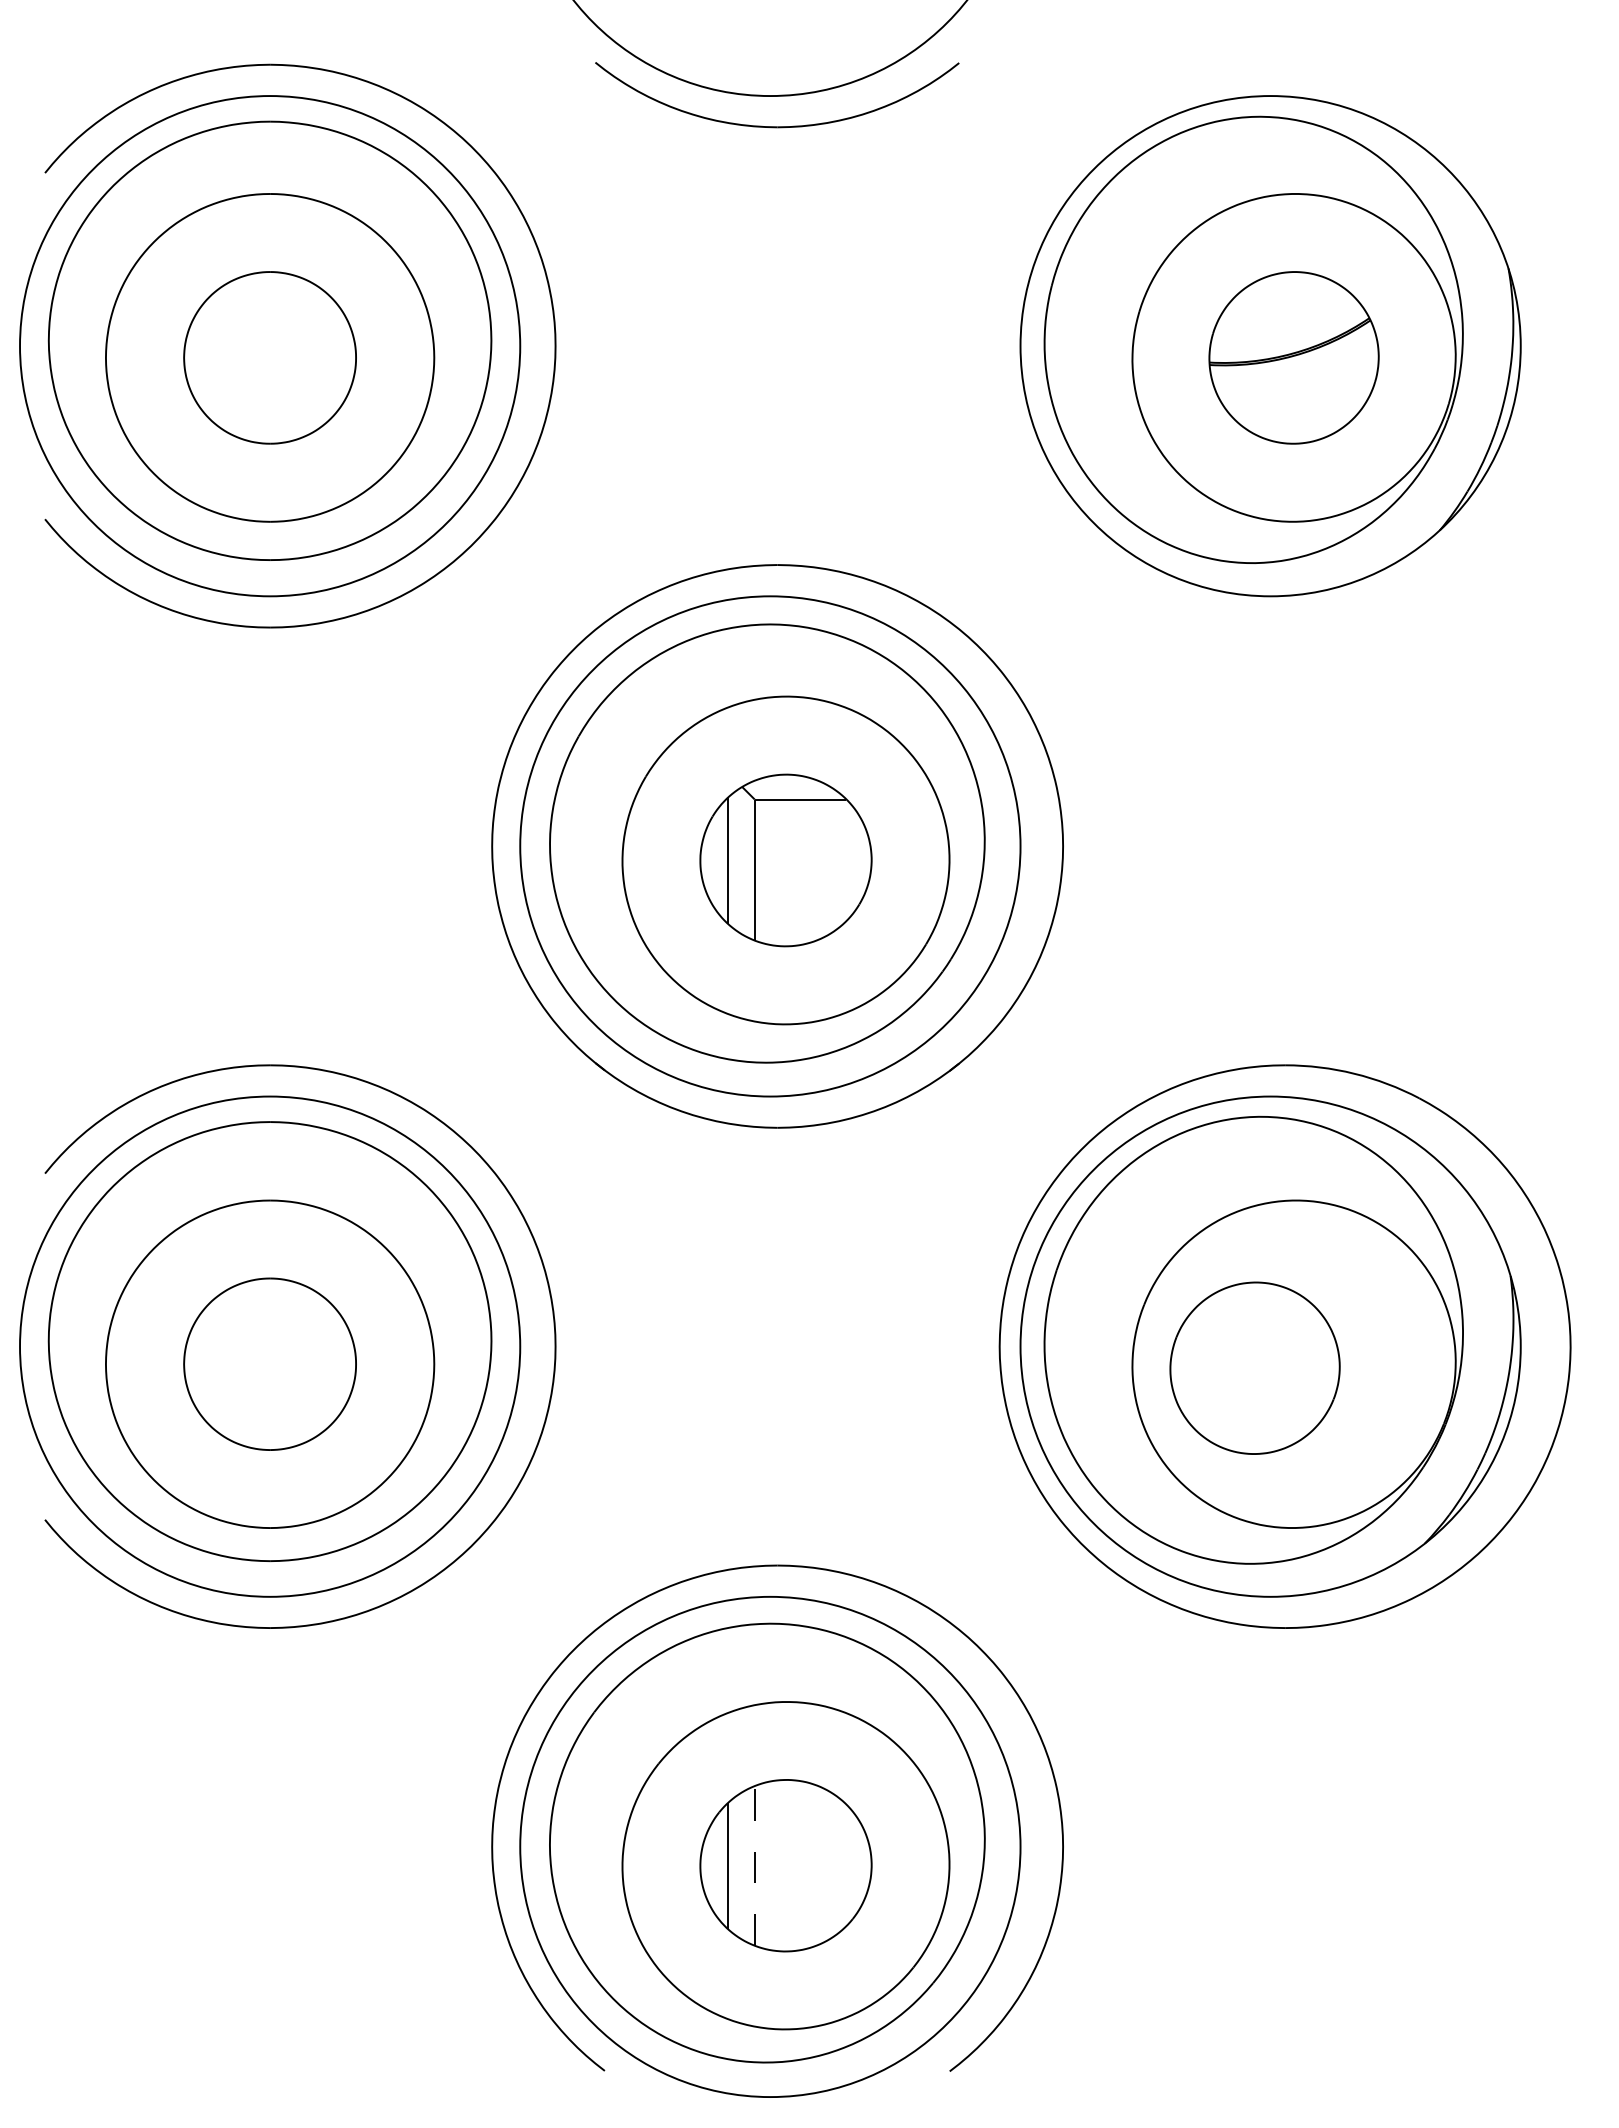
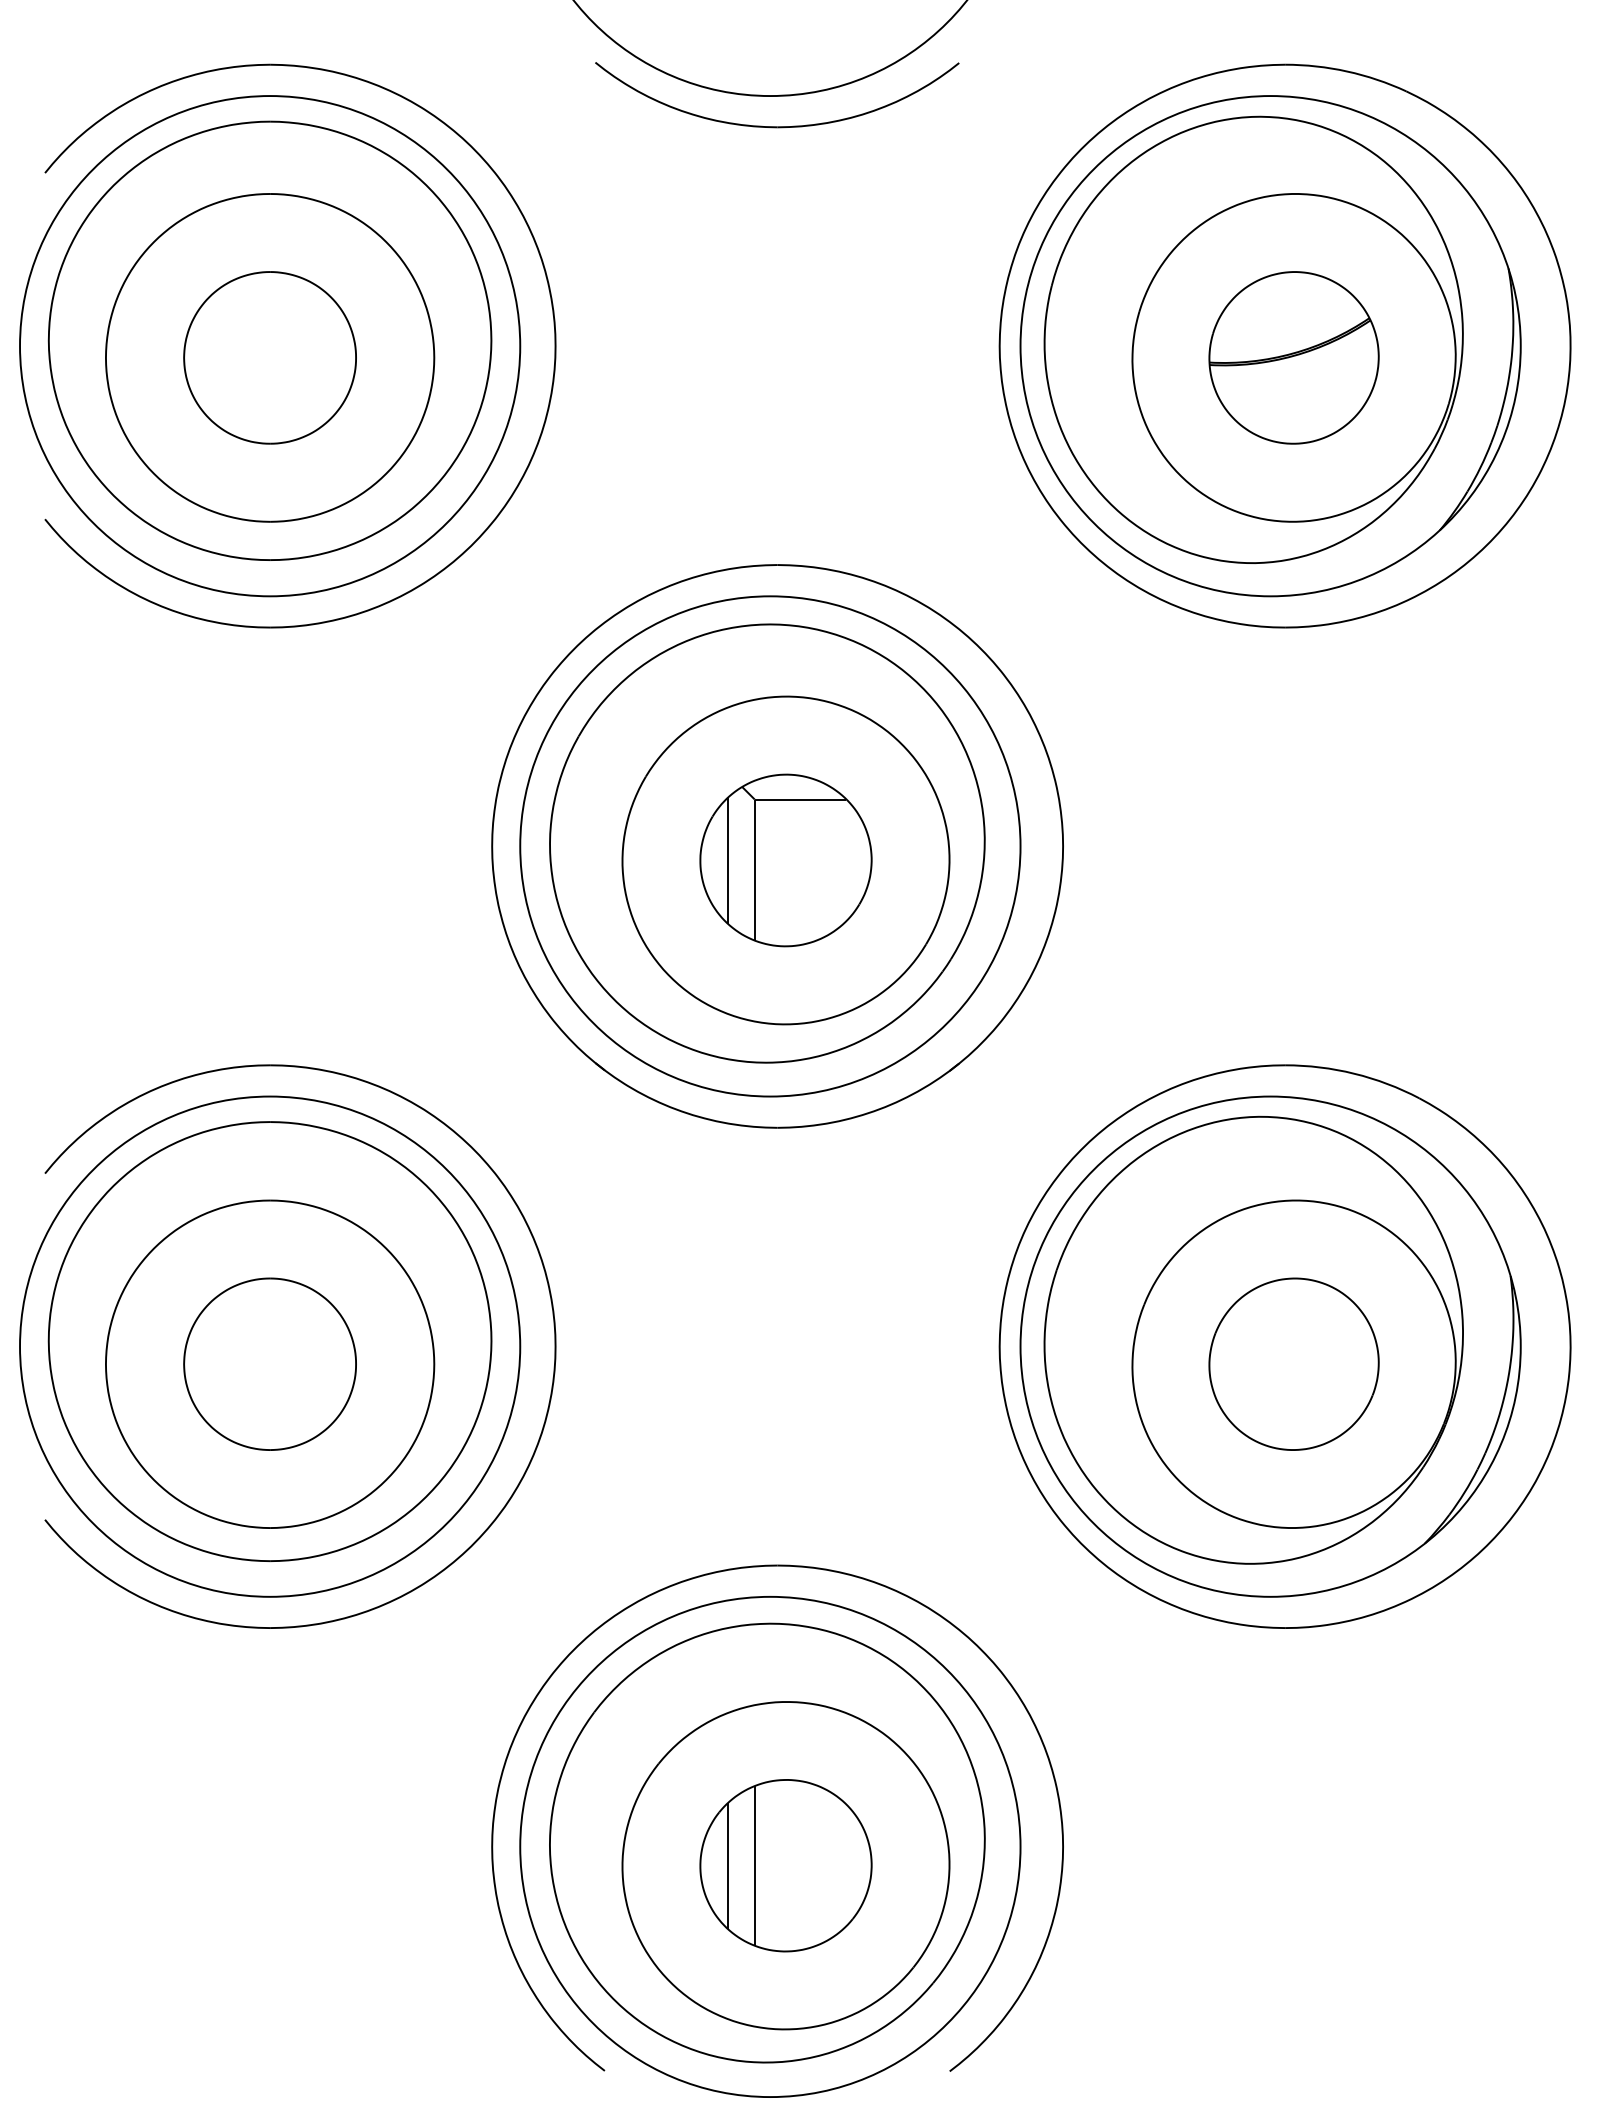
part: none -> present (1284, 345)
part position: (1254, 1367) -> (1293, 1363) (1293, 1363)
line: dashed -> solid (754, 1865)
